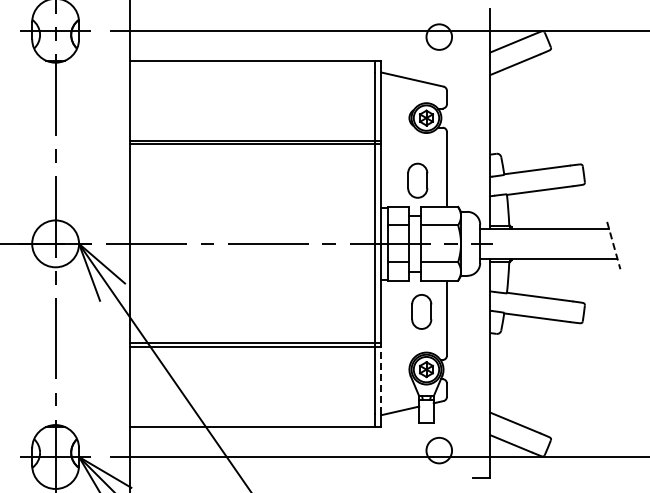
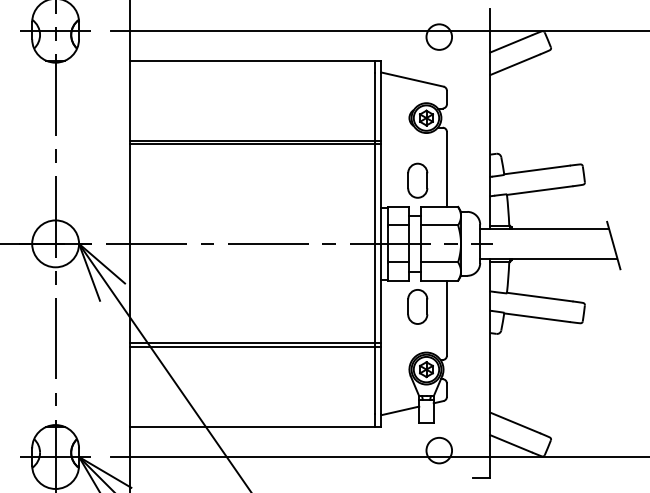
line: dashed -> solid (613, 245)
part position: (421, 311) -> (417, 306) (417, 306)
line: dashed -> solid (381, 380)
